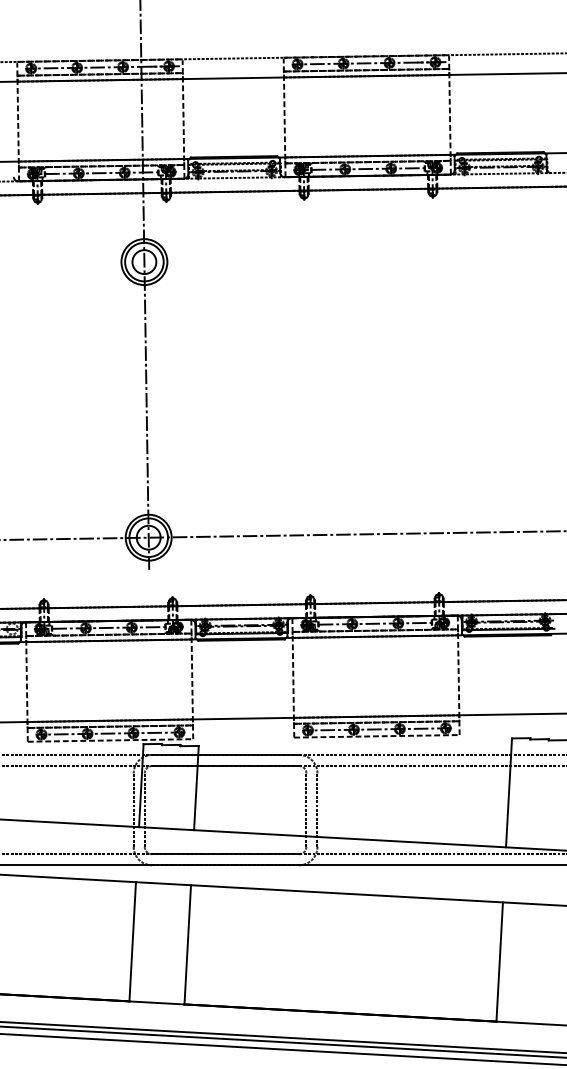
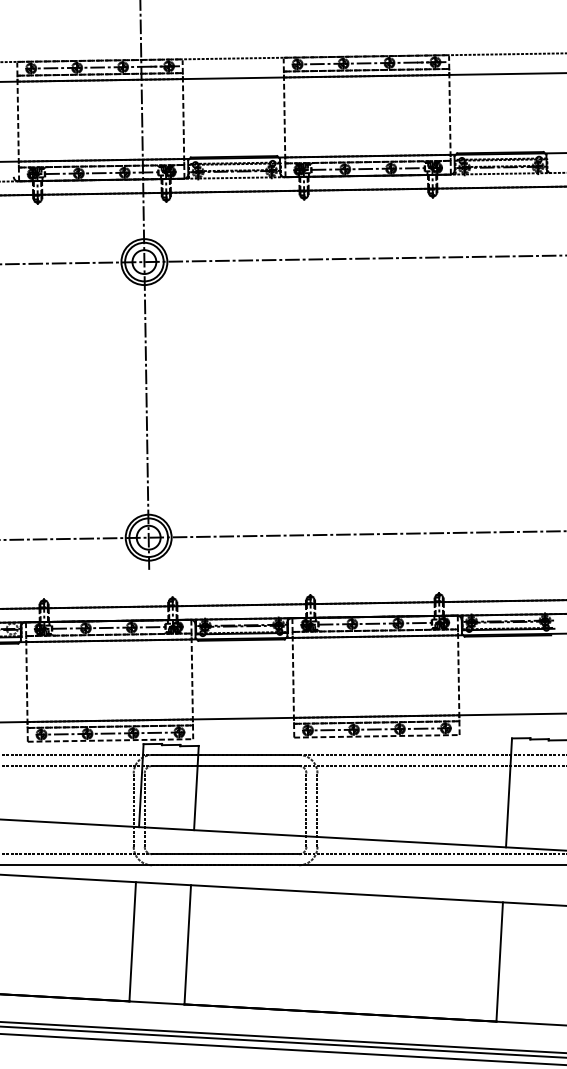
line: none -> present (282, 259)
